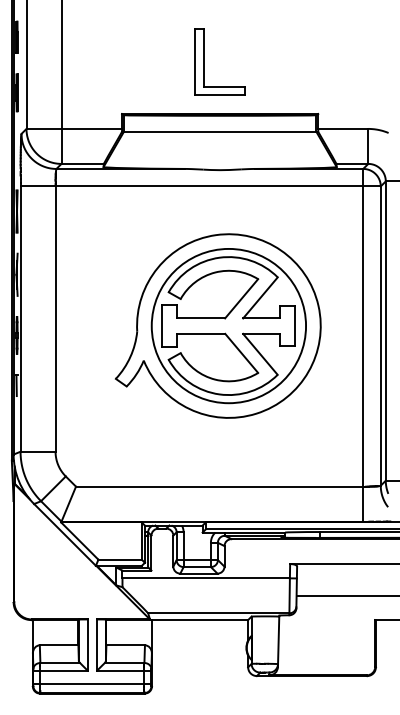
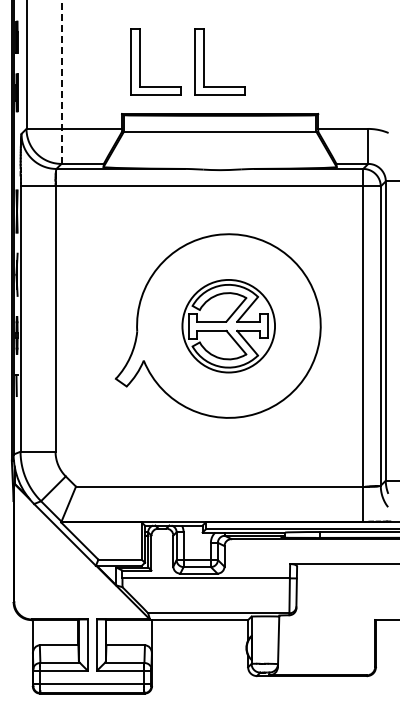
part: none -> present (140, 61)
line: solid -> dashed (61, 82)
part size: 157x157 px -> 95x95 px (228, 326)
line: present -> none (346, 595)
